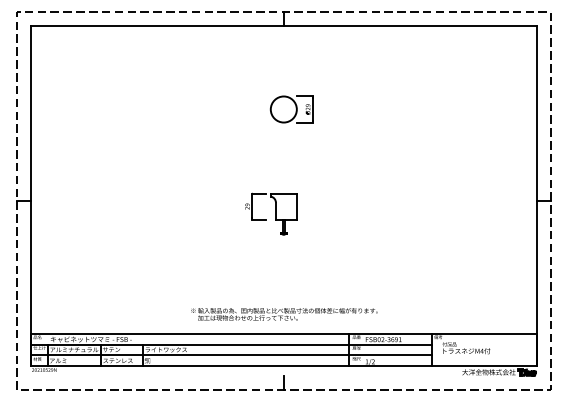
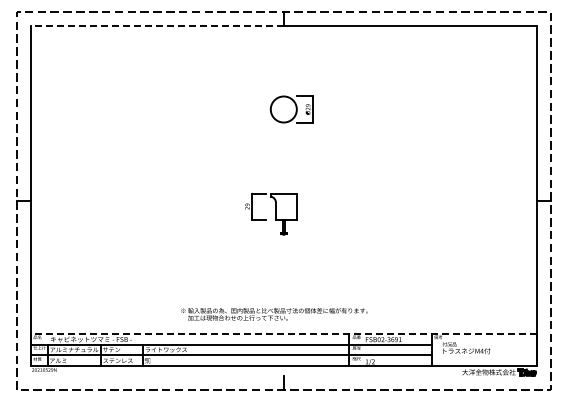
line: solid -> dashed (157, 26)
text position: (284, 314) -> (274, 314) (274, 314)
line: solid -> dashed (283, 333)
